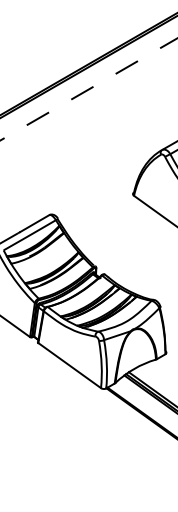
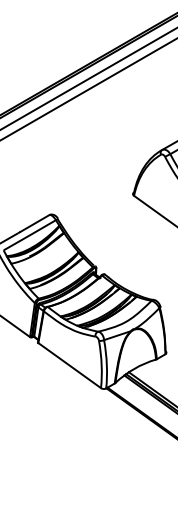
line: none -> present (88, 78)
line: dashed -> solid (88, 89)
